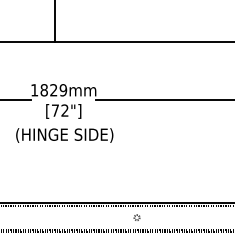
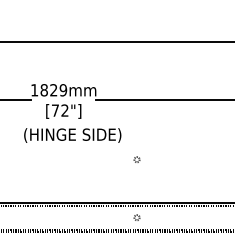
line: present -> none (55, 22)
text position: (64, 135) -> (72, 135) (72, 135)
circle: none -> present (136, 159)
